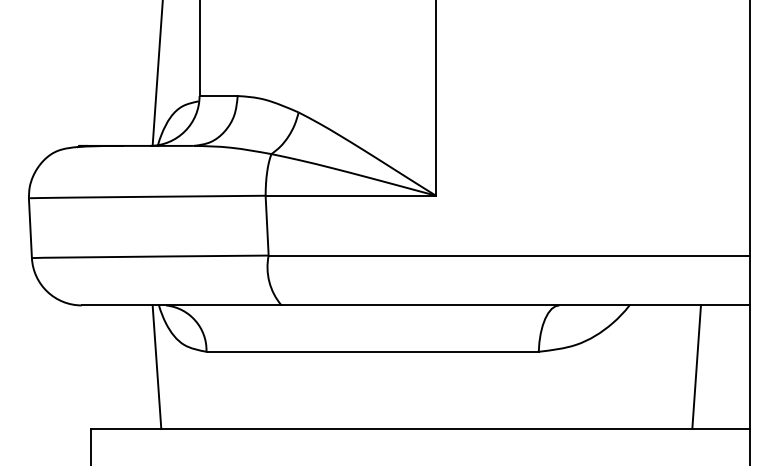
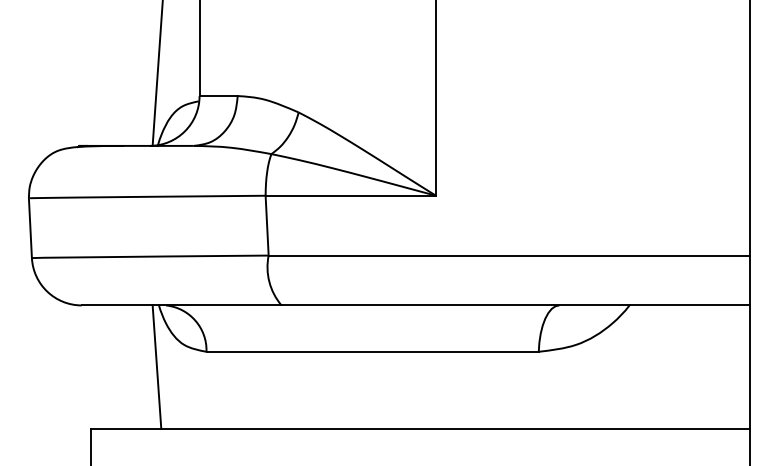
line: present -> none (696, 367)
